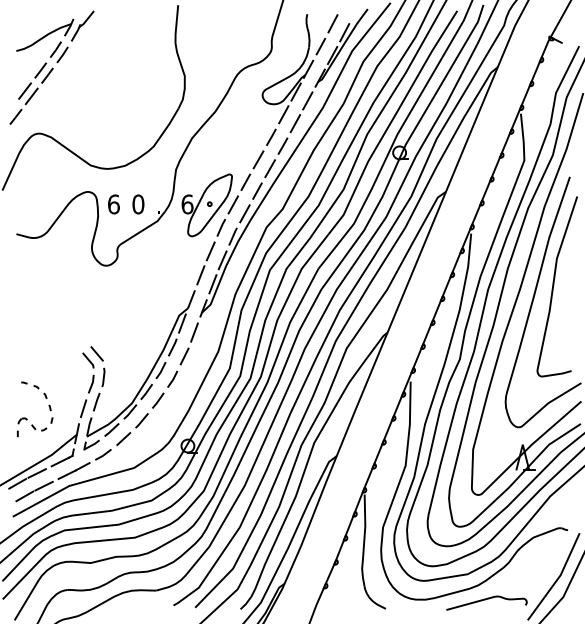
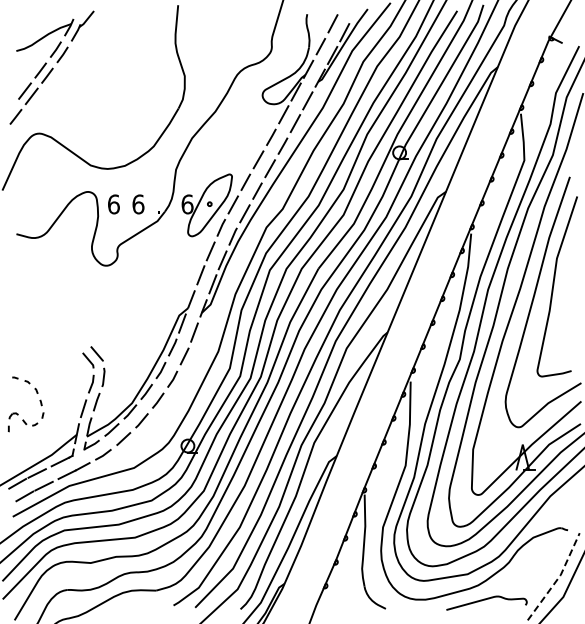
text: 0 -> 6 (138, 204)
part position: (27, 418) -> (18, 413) (18, 413)
line: solid -> dashed (558, 578)
